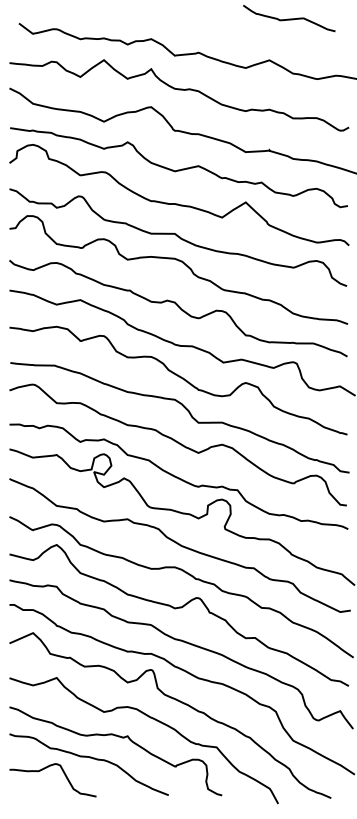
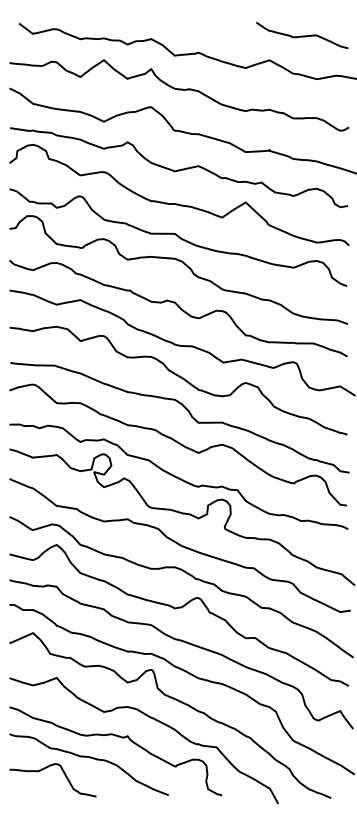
curve position: (289, 18) -> (302, 35) (302, 35)
